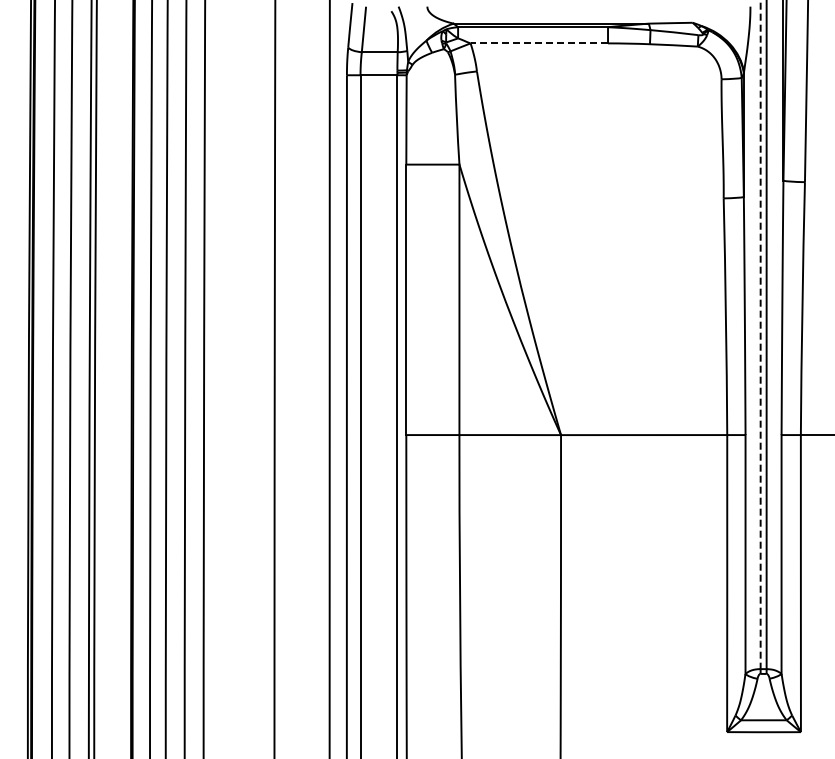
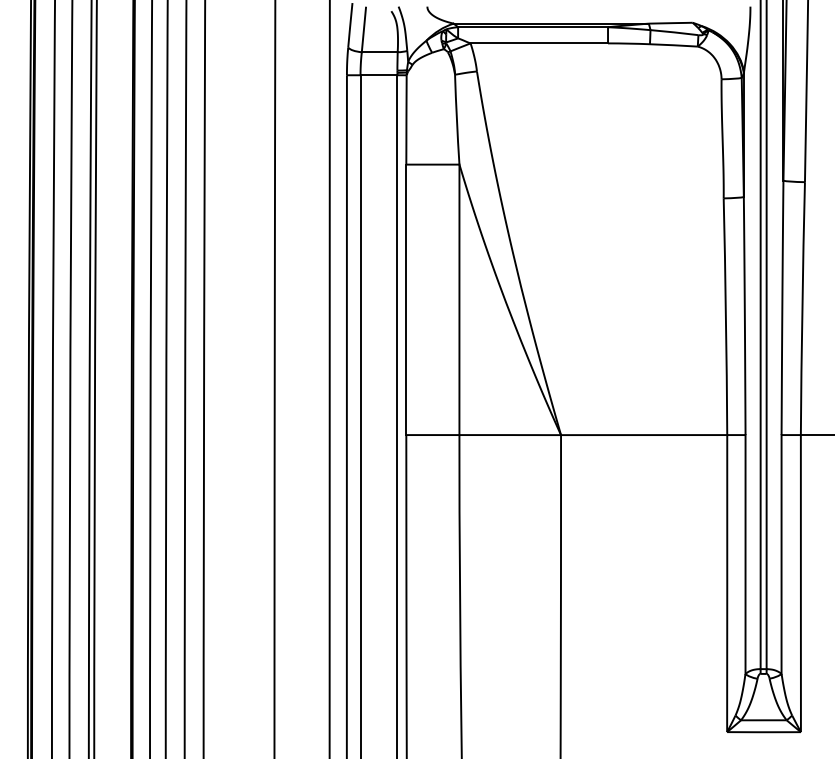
line: dashed -> solid (539, 43)
line: dashed -> solid (760, 335)
